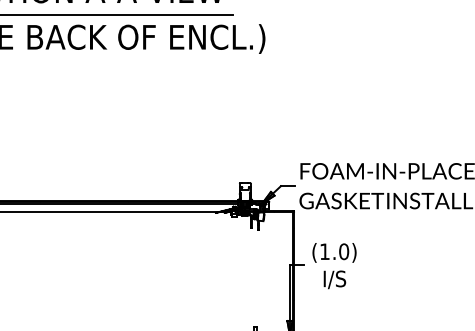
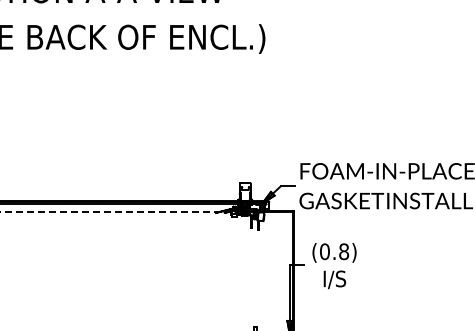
line: present -> none (117, 15)
line: solid -> dashed (115, 212)
text: (1.0) -> (0.8) (334, 251)
